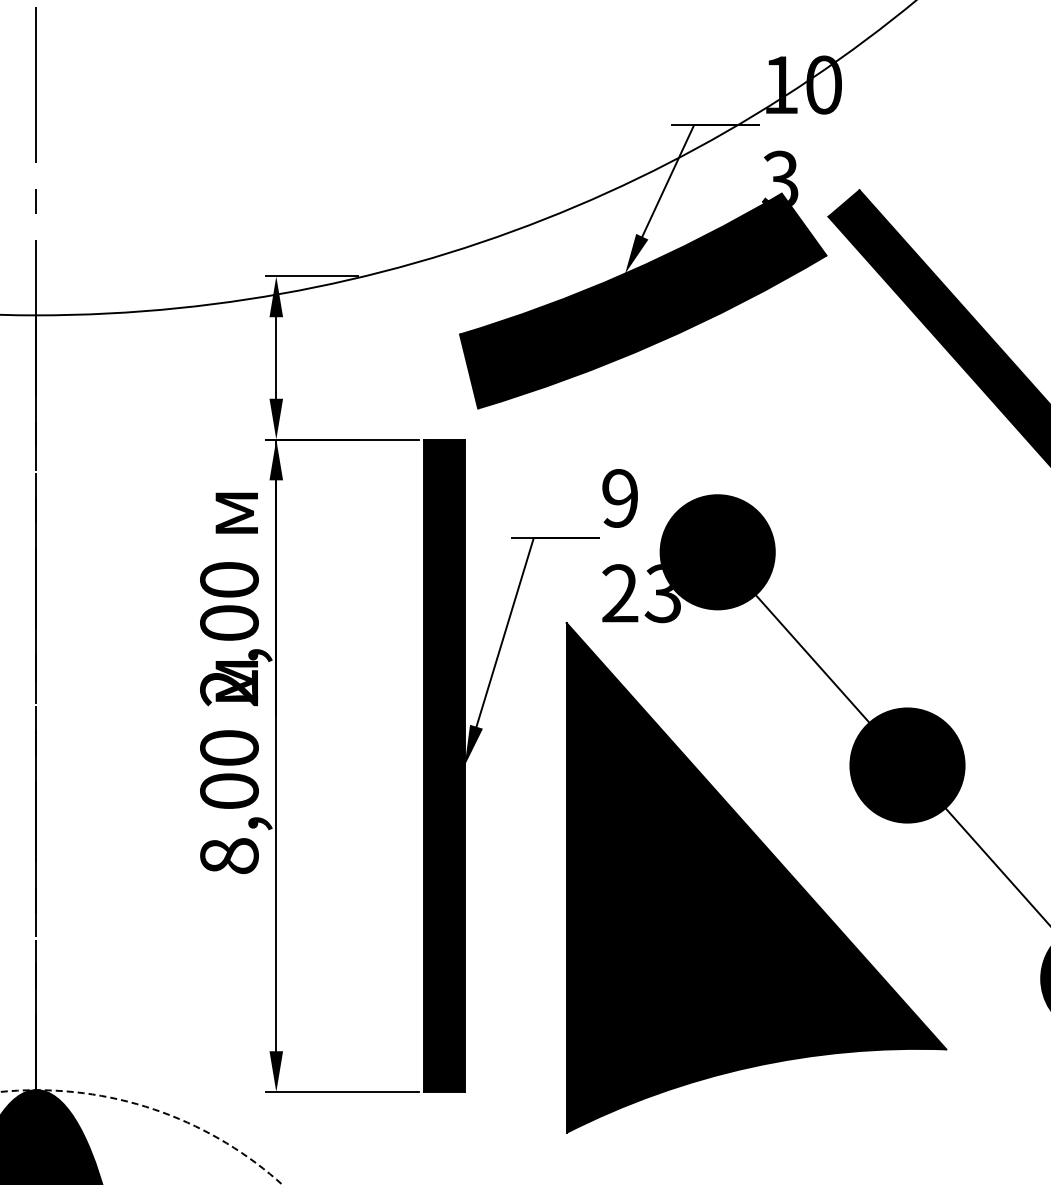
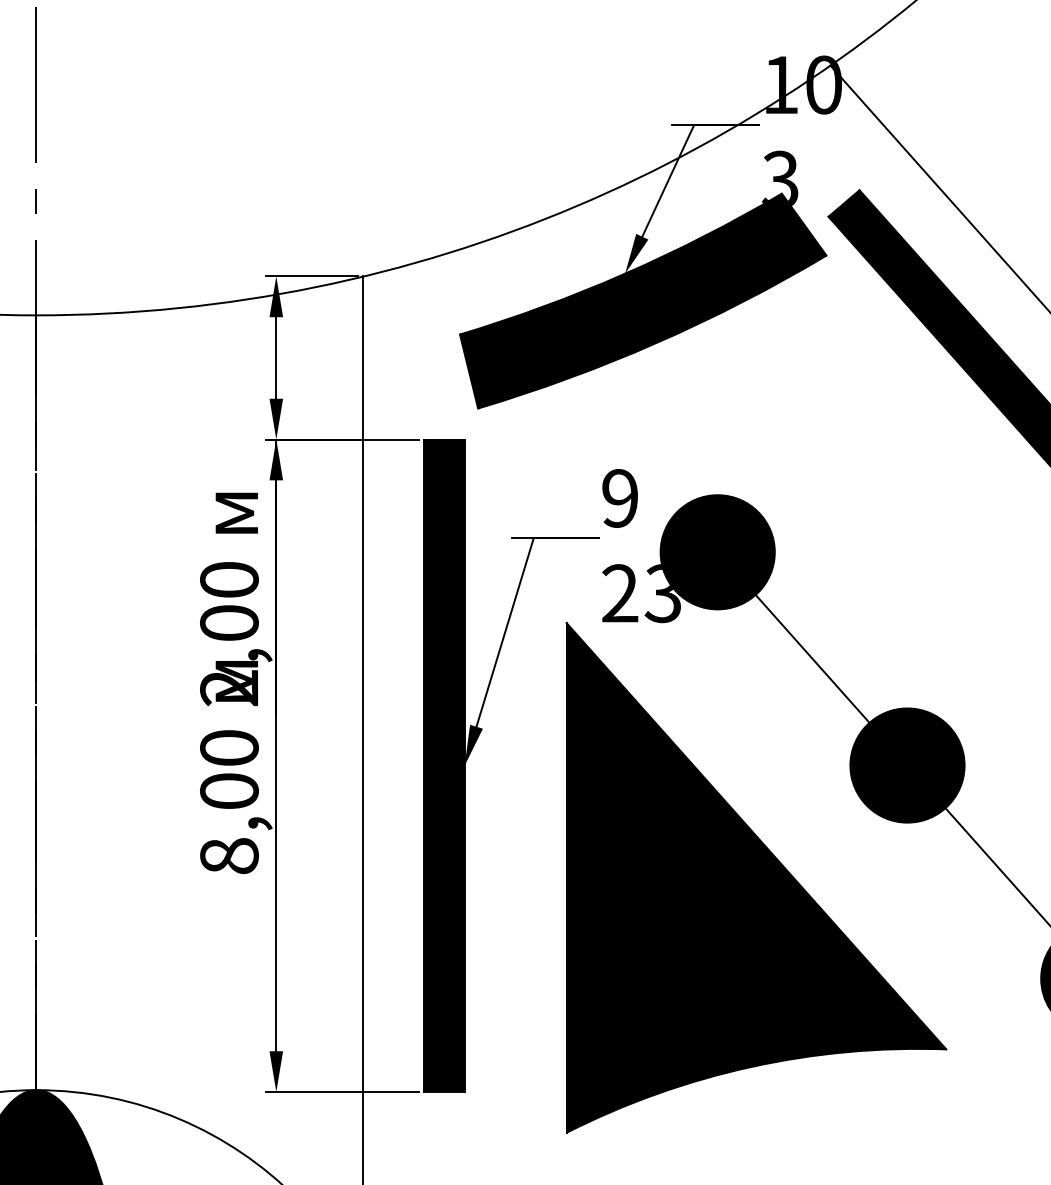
line: none -> present (938, 187)
line: none -> present (362, 728)
circle: dashed -> solid (141, 1137)
